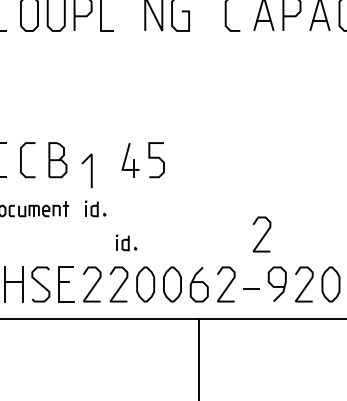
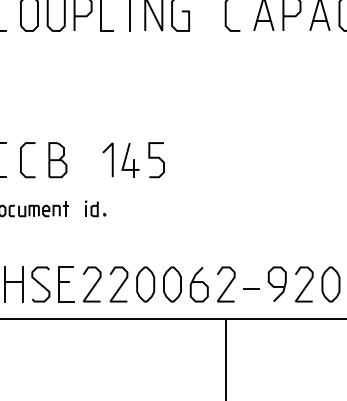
line: none -> present (129, 16)
line position: (90, 170) -> (111, 159) (111, 159)
curve: present -> none (263, 235)
part: present -> none (126, 242)
line position: (199, 357) -> (226, 357) (226, 357)
